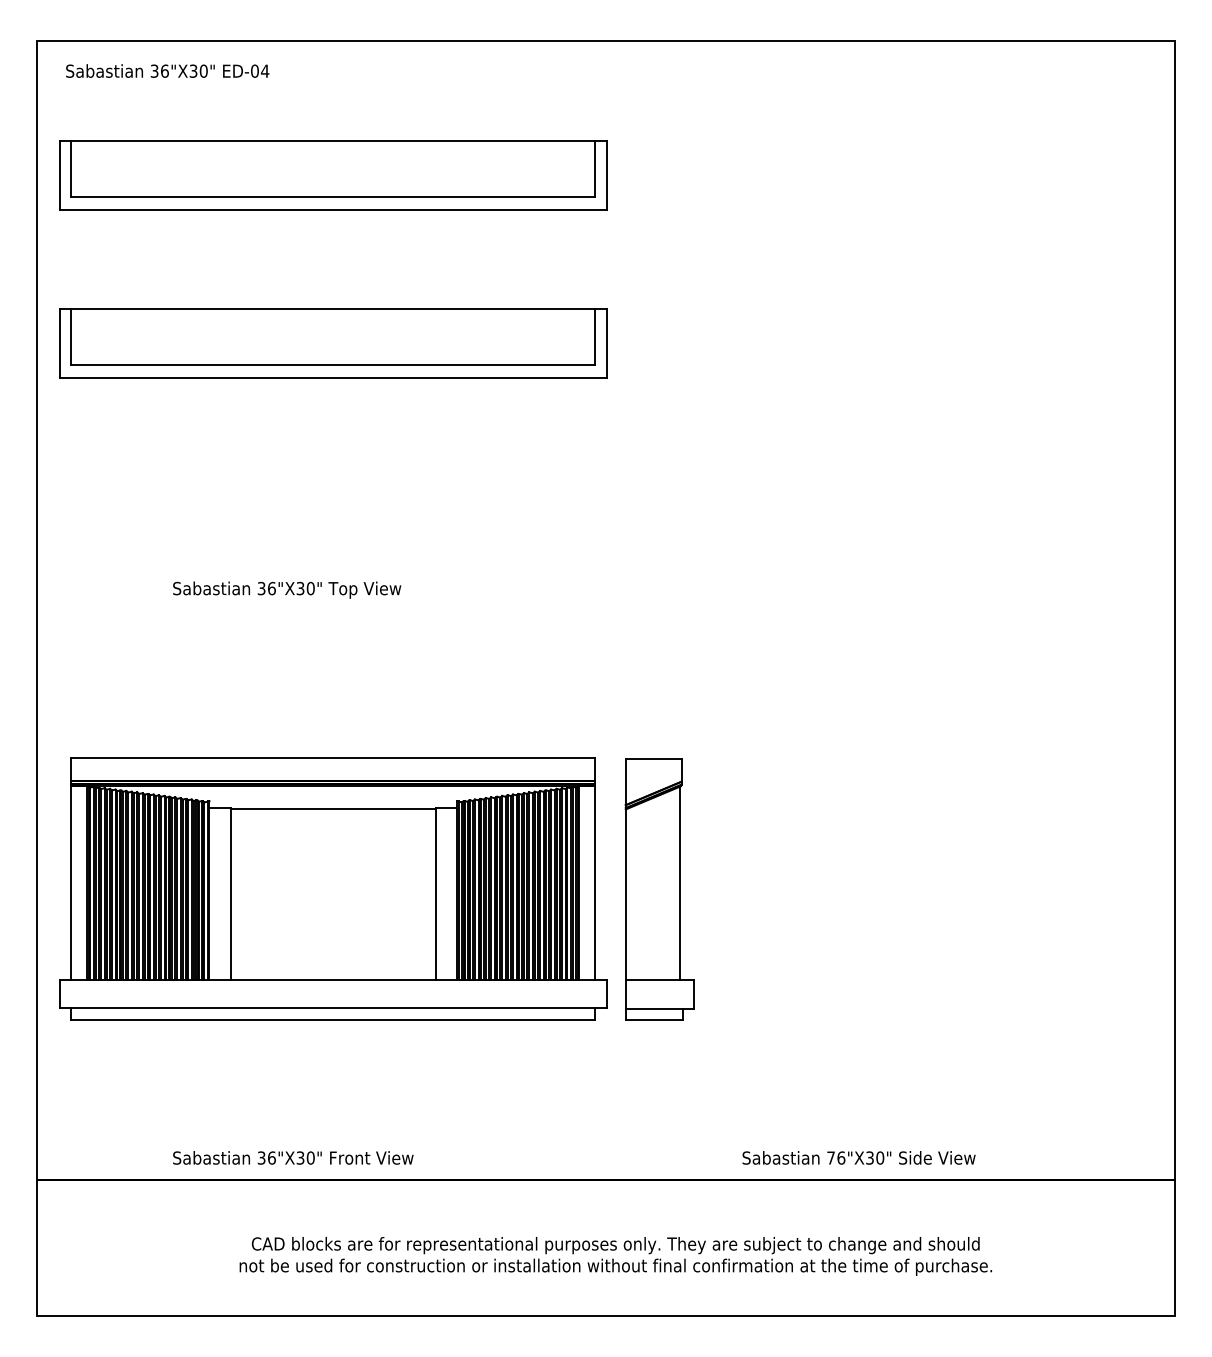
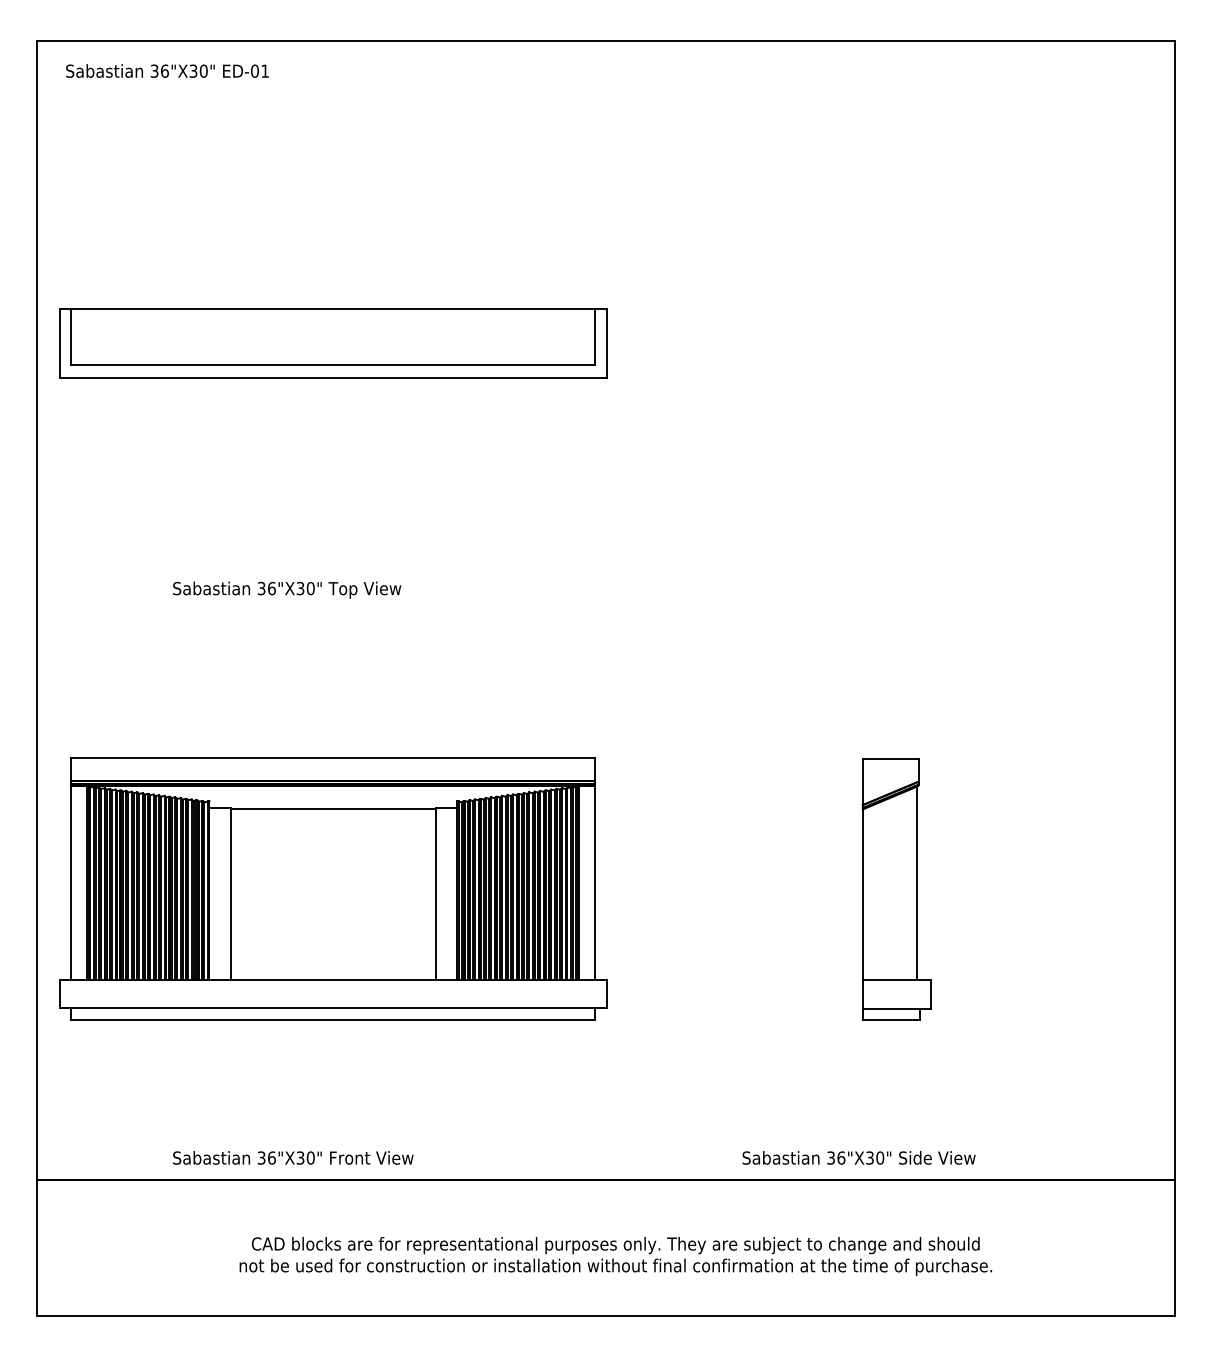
text: ED-04 -> ED-01 (264, 70)
part: present -> none (333, 175)
part position: (659, 889) -> (896, 889) (896, 889)
text: 76"X30" -> 36"X30" (830, 1157)
